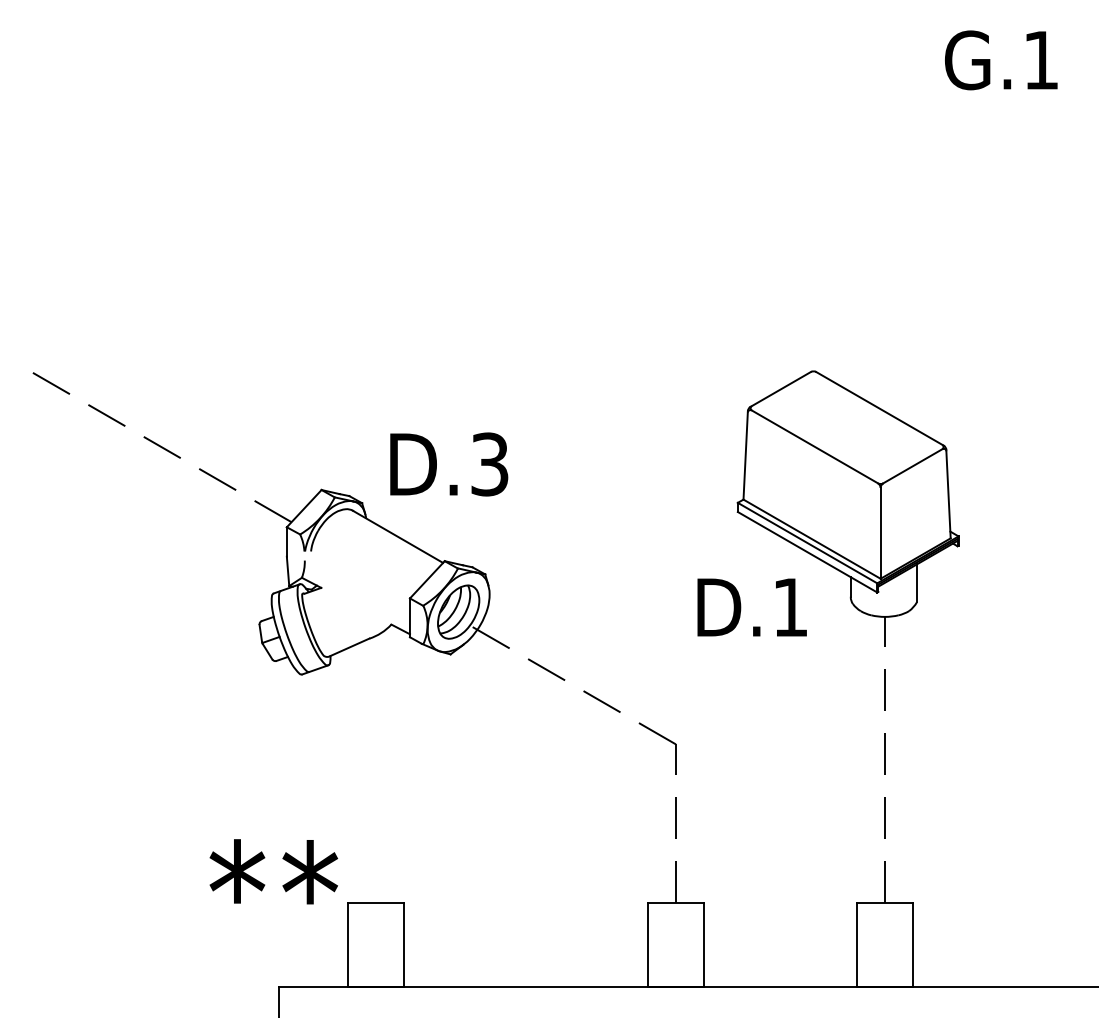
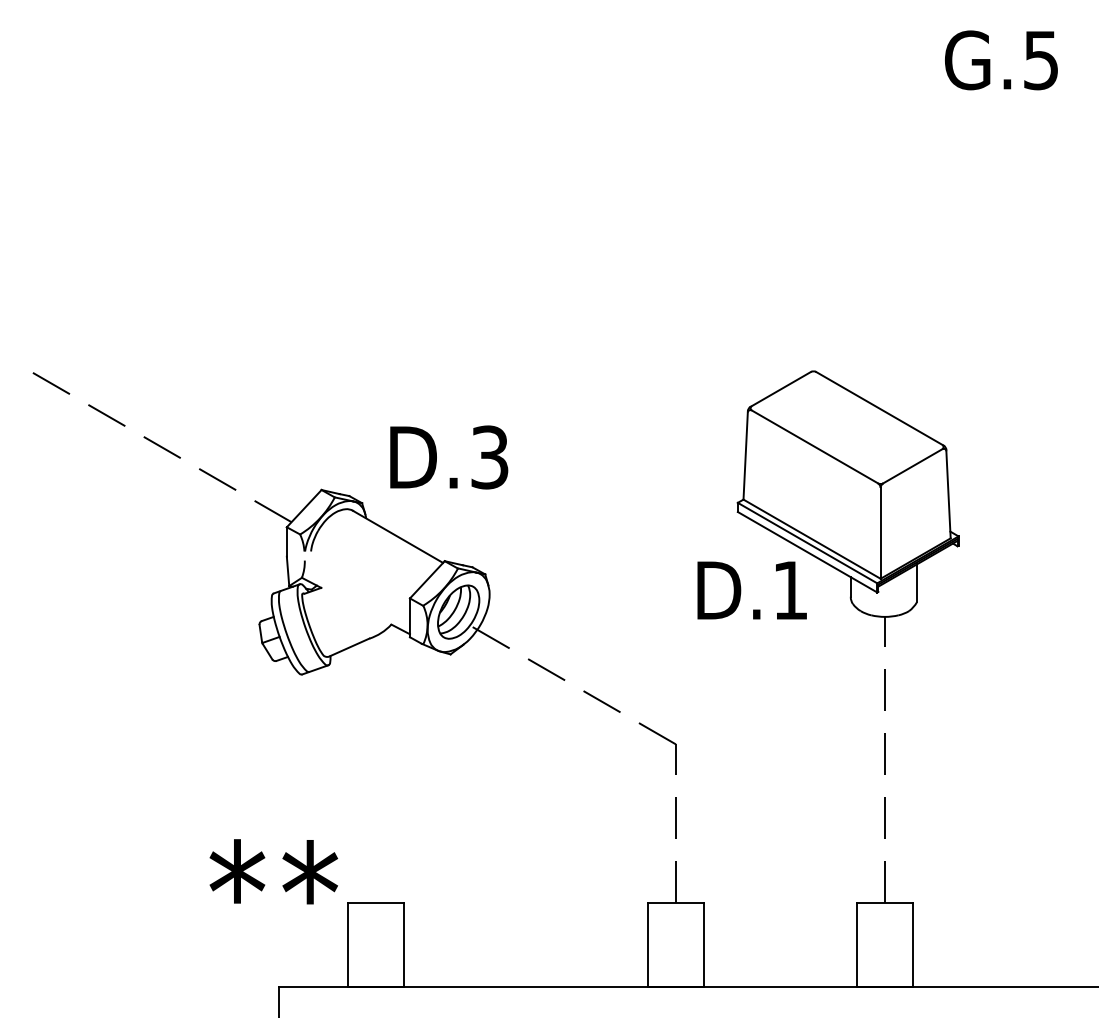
text: G.1 -> G.5 (1040, 60)
text position: (449, 464) -> (449, 457) (449, 457)
text position: (751, 607) -> (751, 590) (751, 590)
